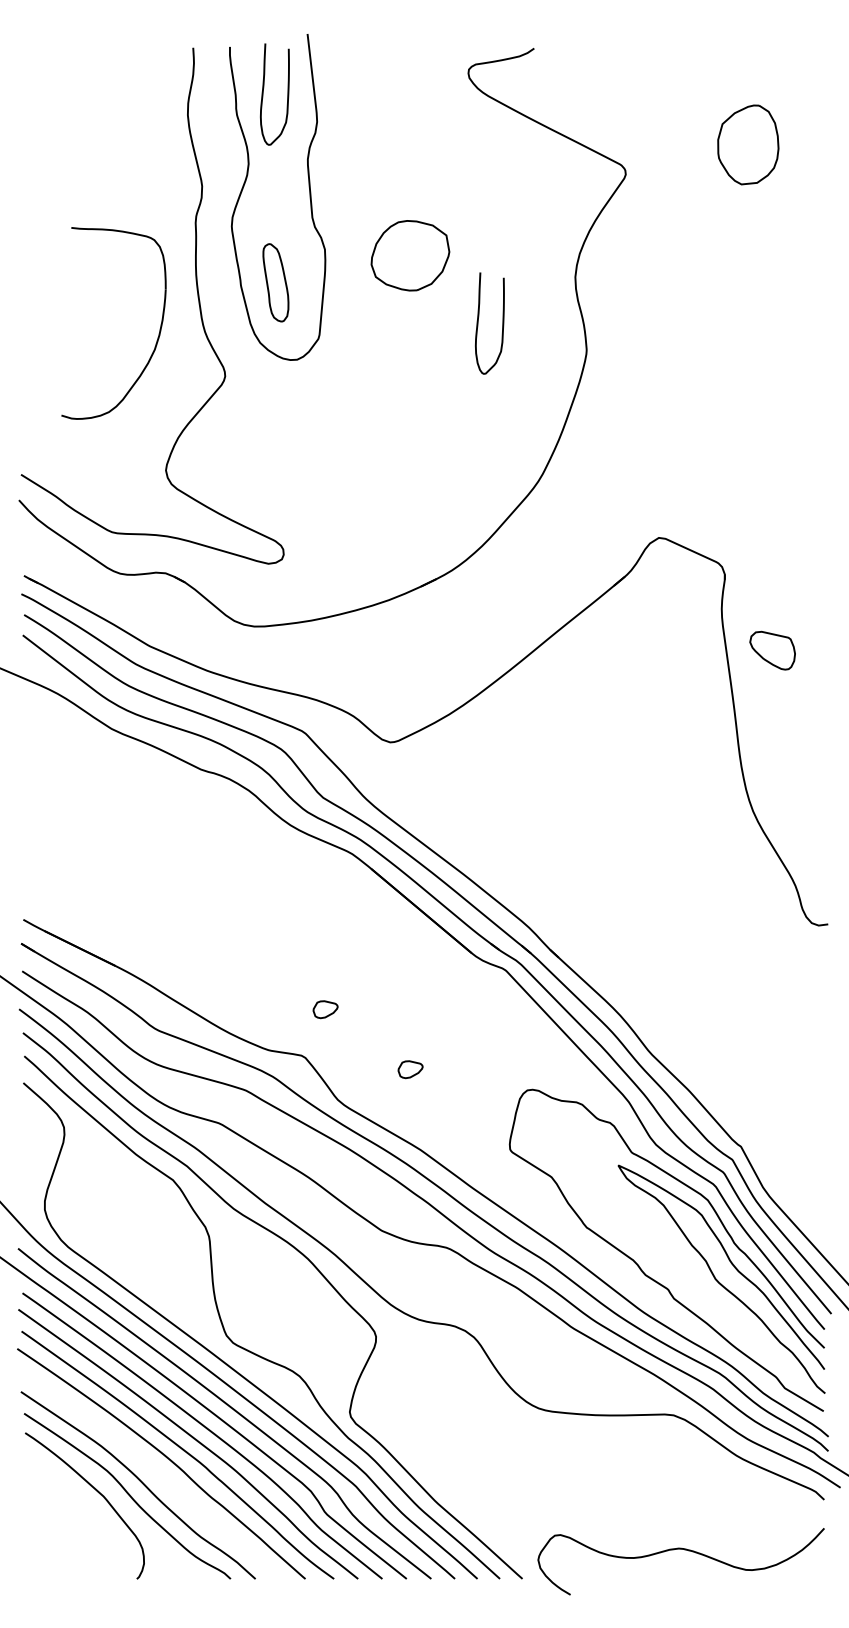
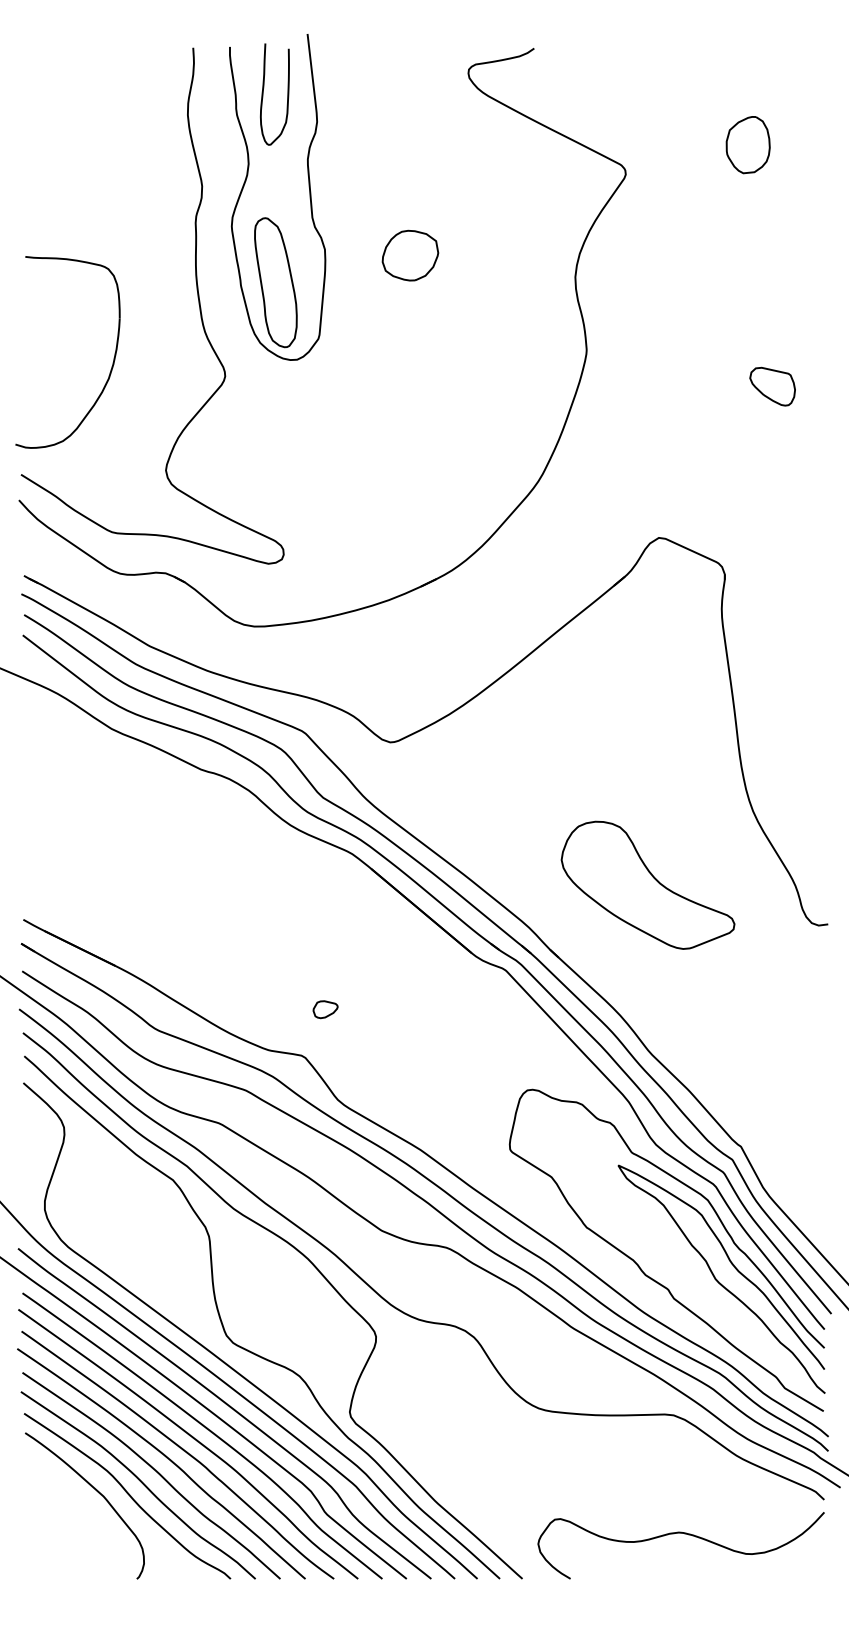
part size: 63x82 px -> 46x59 px (747, 145)
part size: 81x72 px -> 59x53 px (410, 255)
part size: 28x80 px -> 44x132 px (275, 282)
curve: present -> none (478, 323)
part position: (158, 333) -> (112, 362) (112, 362)
part position: (772, 650) -> (772, 386) (772, 386)
part: none -> present (647, 884)
part: present -> none (410, 1069)
curve: none -> present (155, 1471)
curve position: (684, 1550) -> (684, 1534) (684, 1534)
